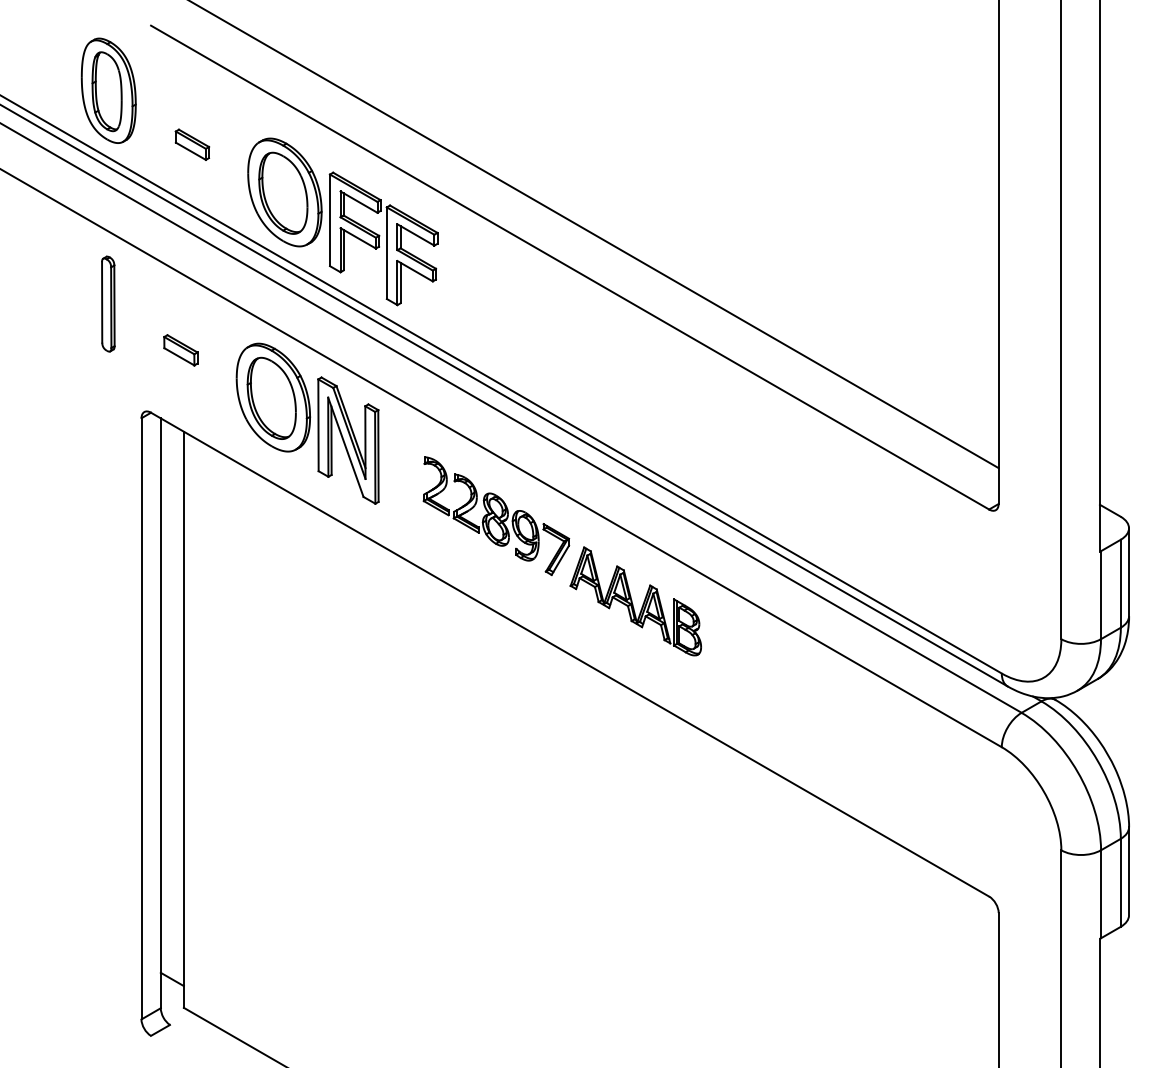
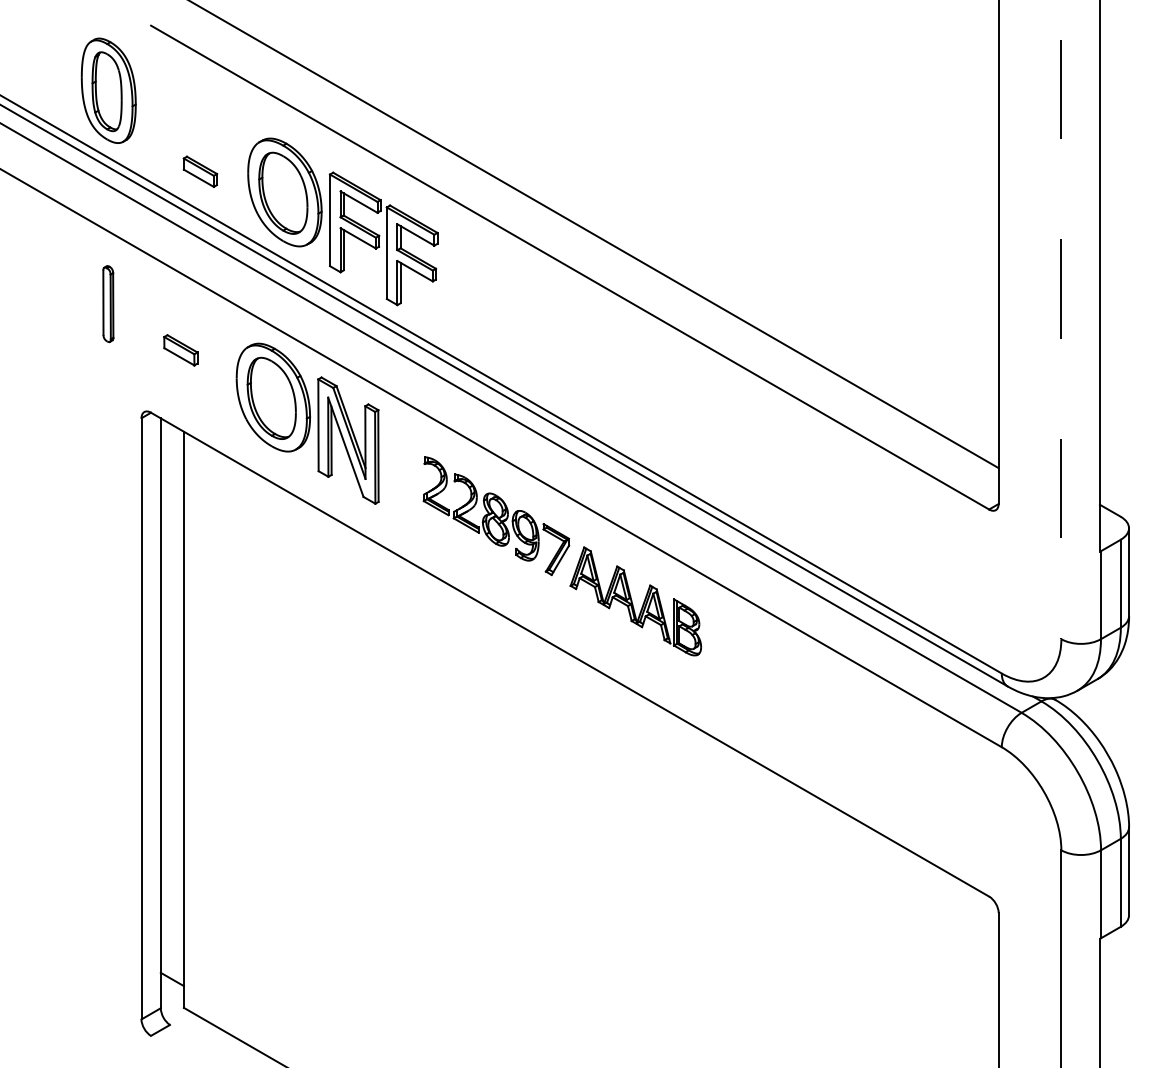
part position: (192, 144) -> (200, 171) (200, 171)
part size: 15x98 px -> 13x79 px (108, 304)
line: solid -> dashed (1061, 320)
